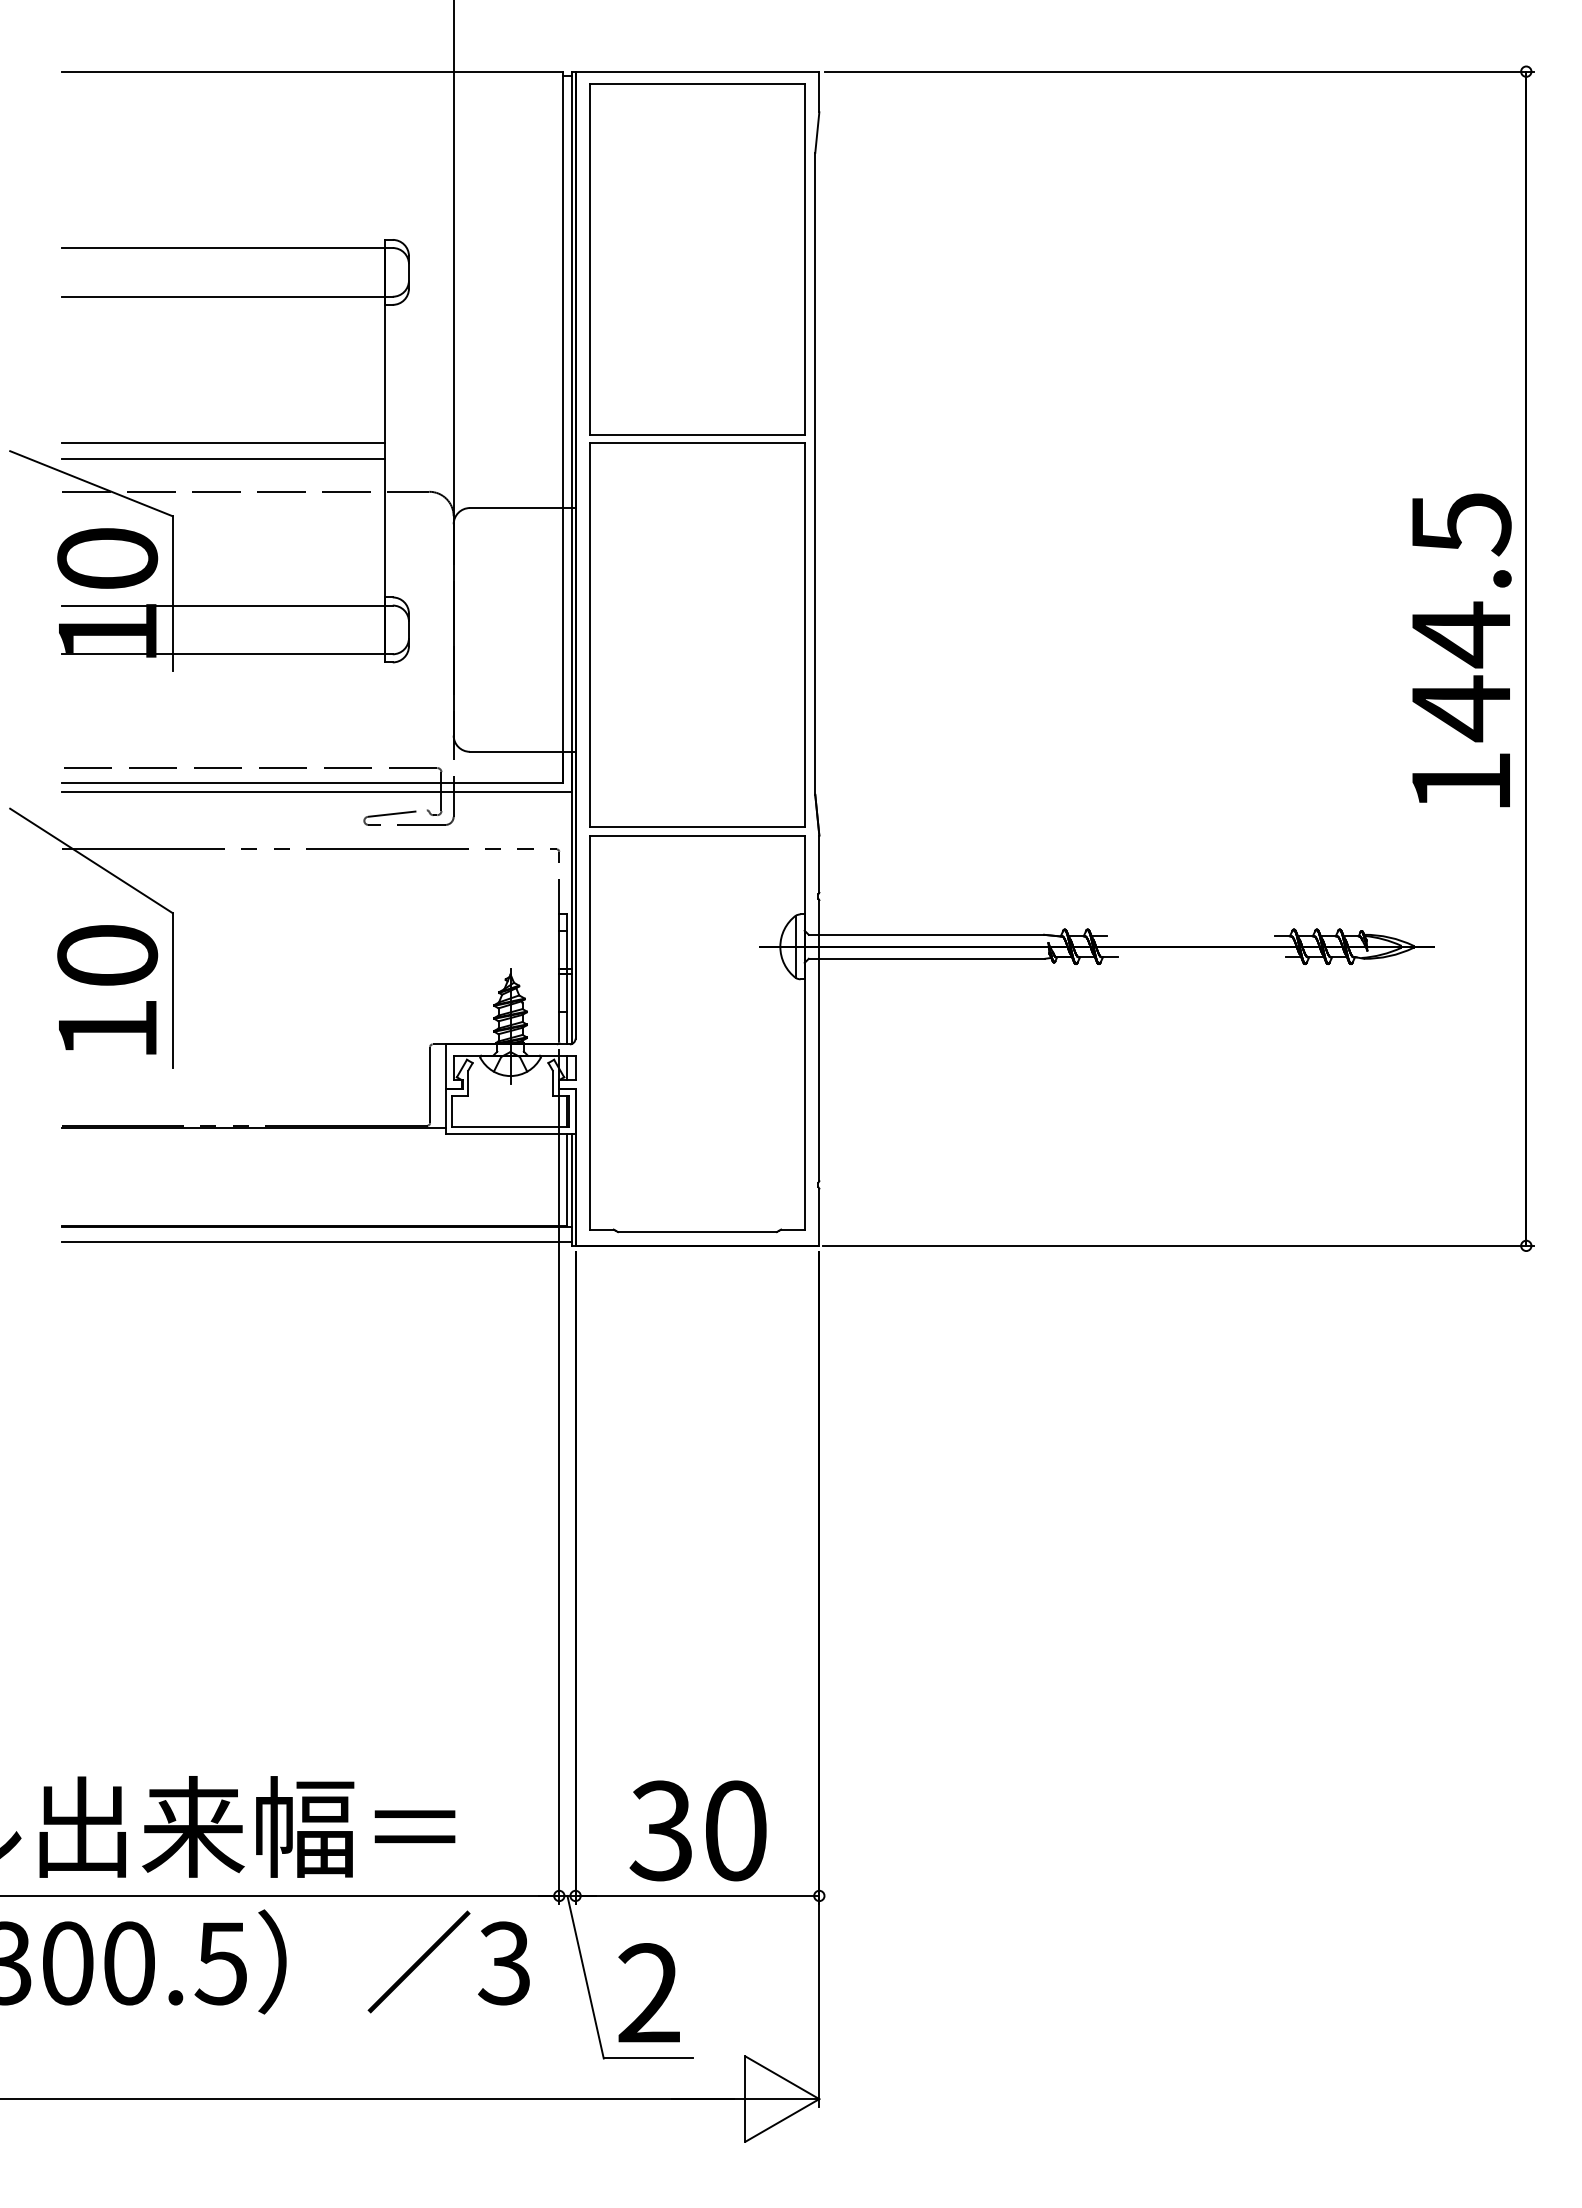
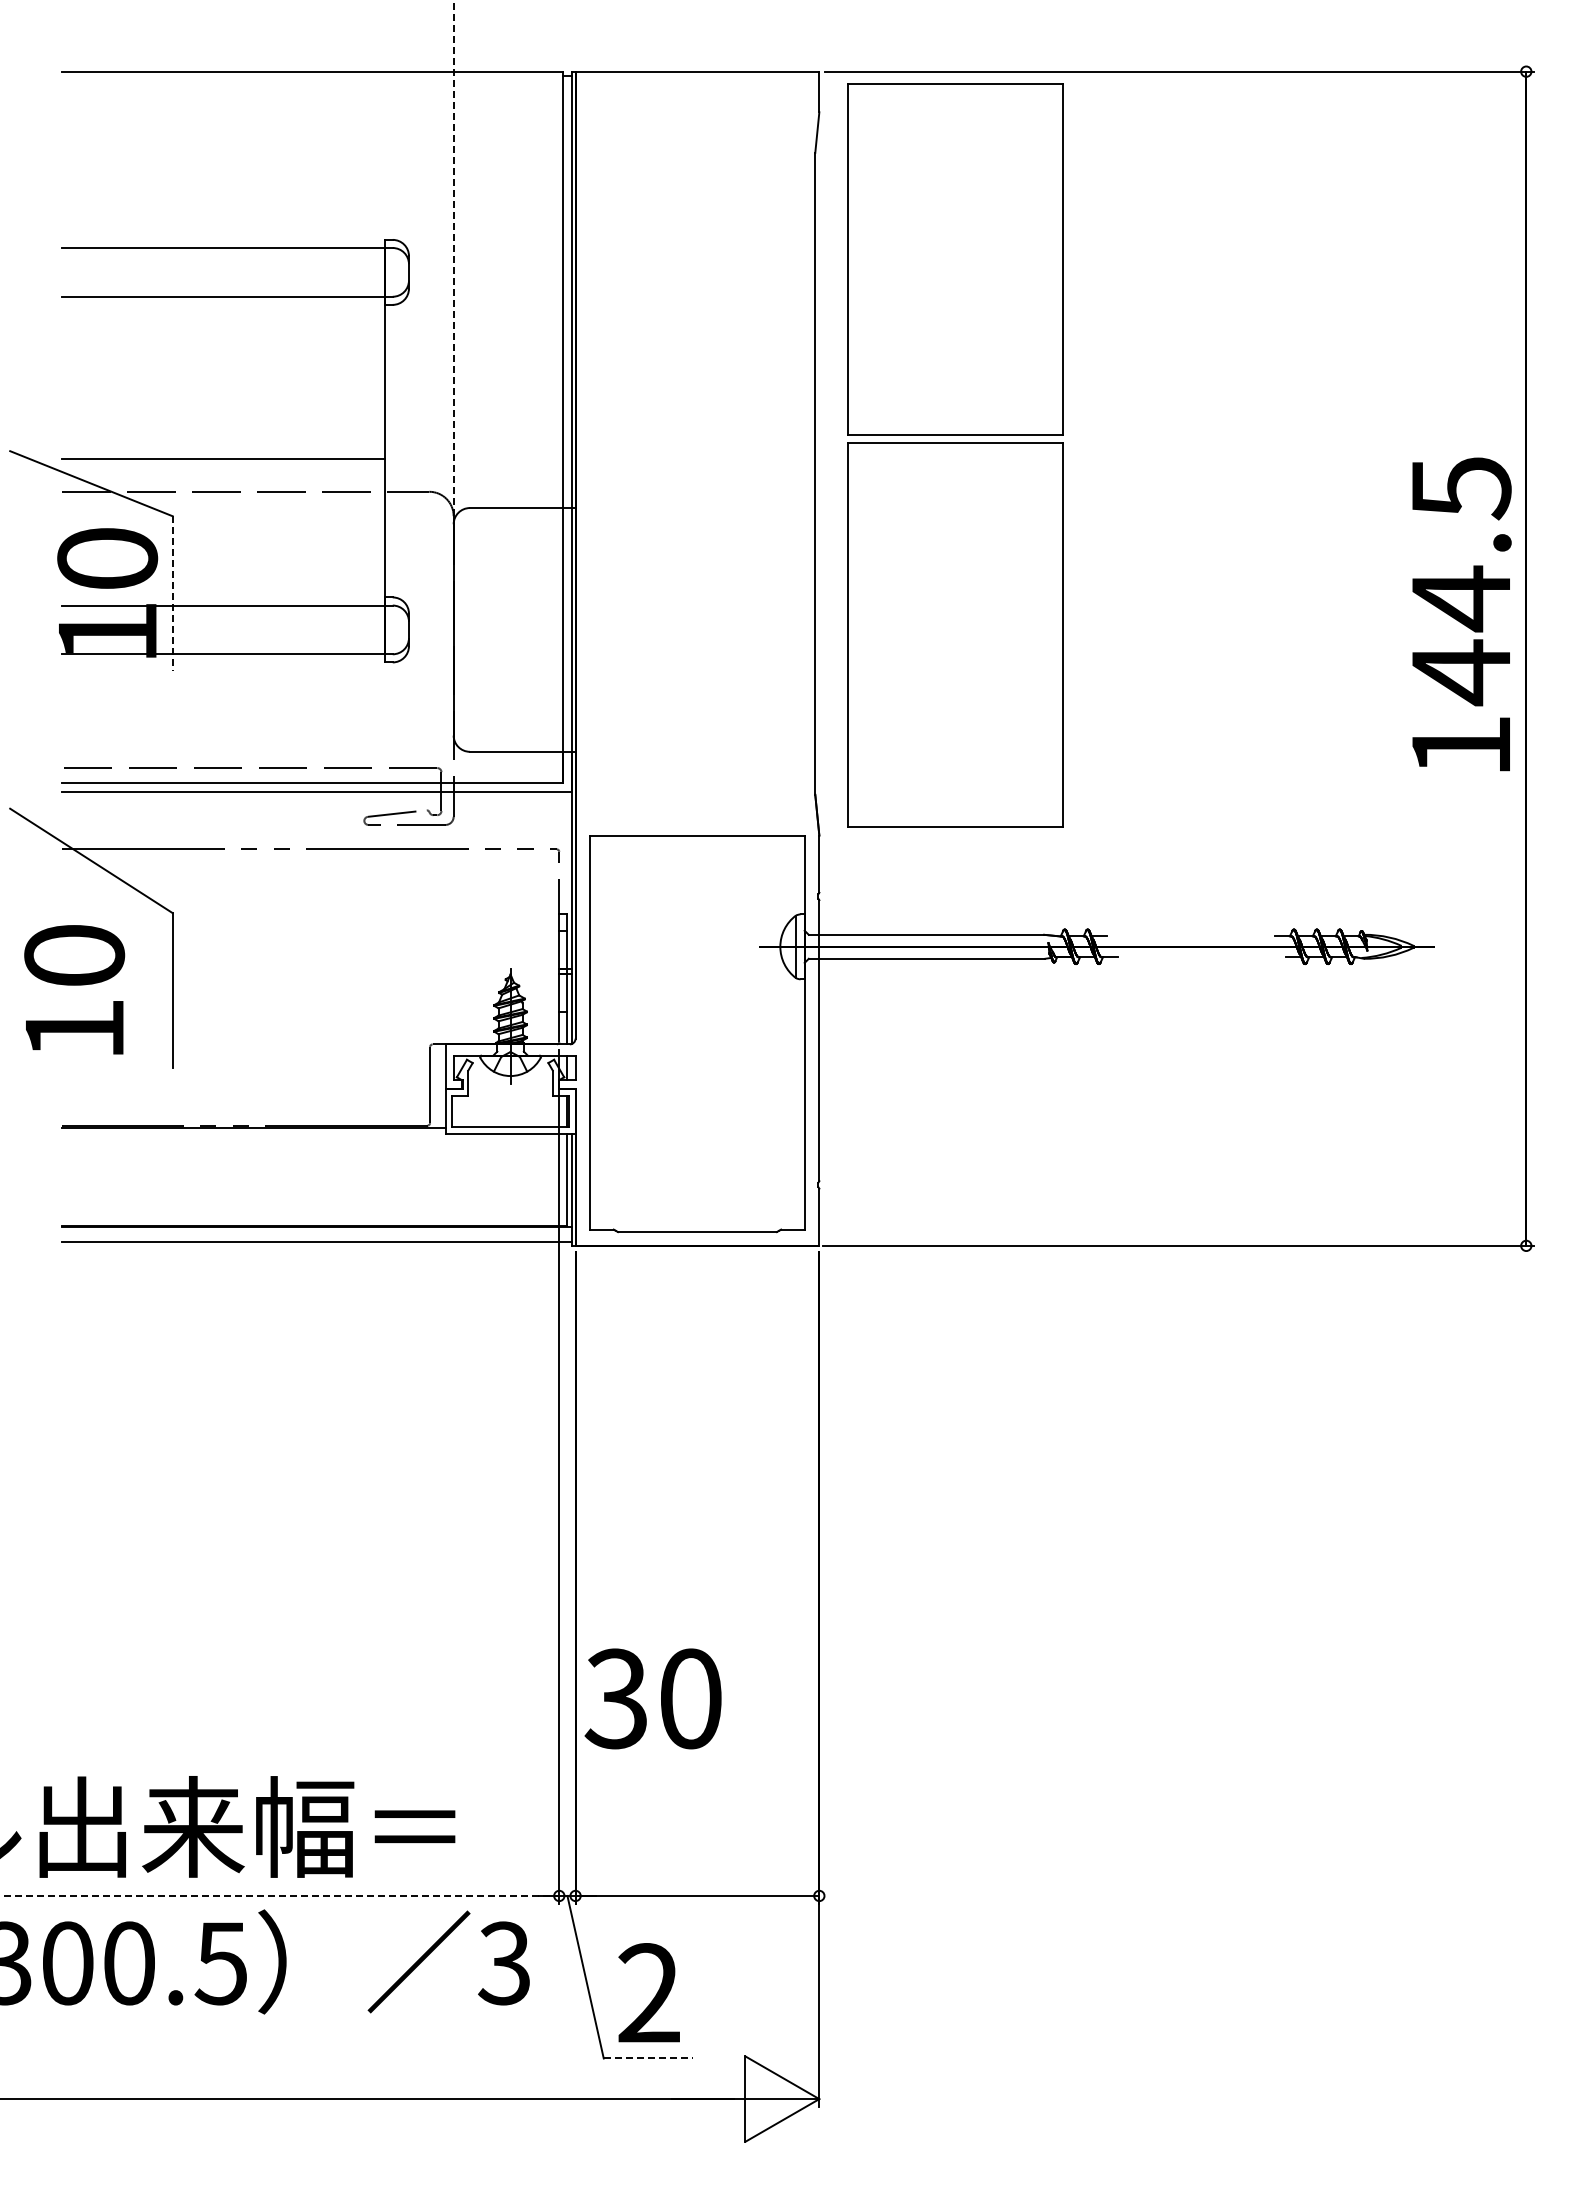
line: solid -> dashed (453, 258)
line: present -> none (223, 443)
part position: (697, 455) -> (955, 455) (955, 455)
line: solid -> dashed (172, 593)
text position: (1461, 650) -> (1461, 614) (1461, 614)
text position: (107, 989) -> (74, 989) (74, 989)
text position: (697, 1830) -> (652, 1698) (652, 1698)
line: solid -> dashed (280, 1895)
line: solid -> dashed (648, 2058)
